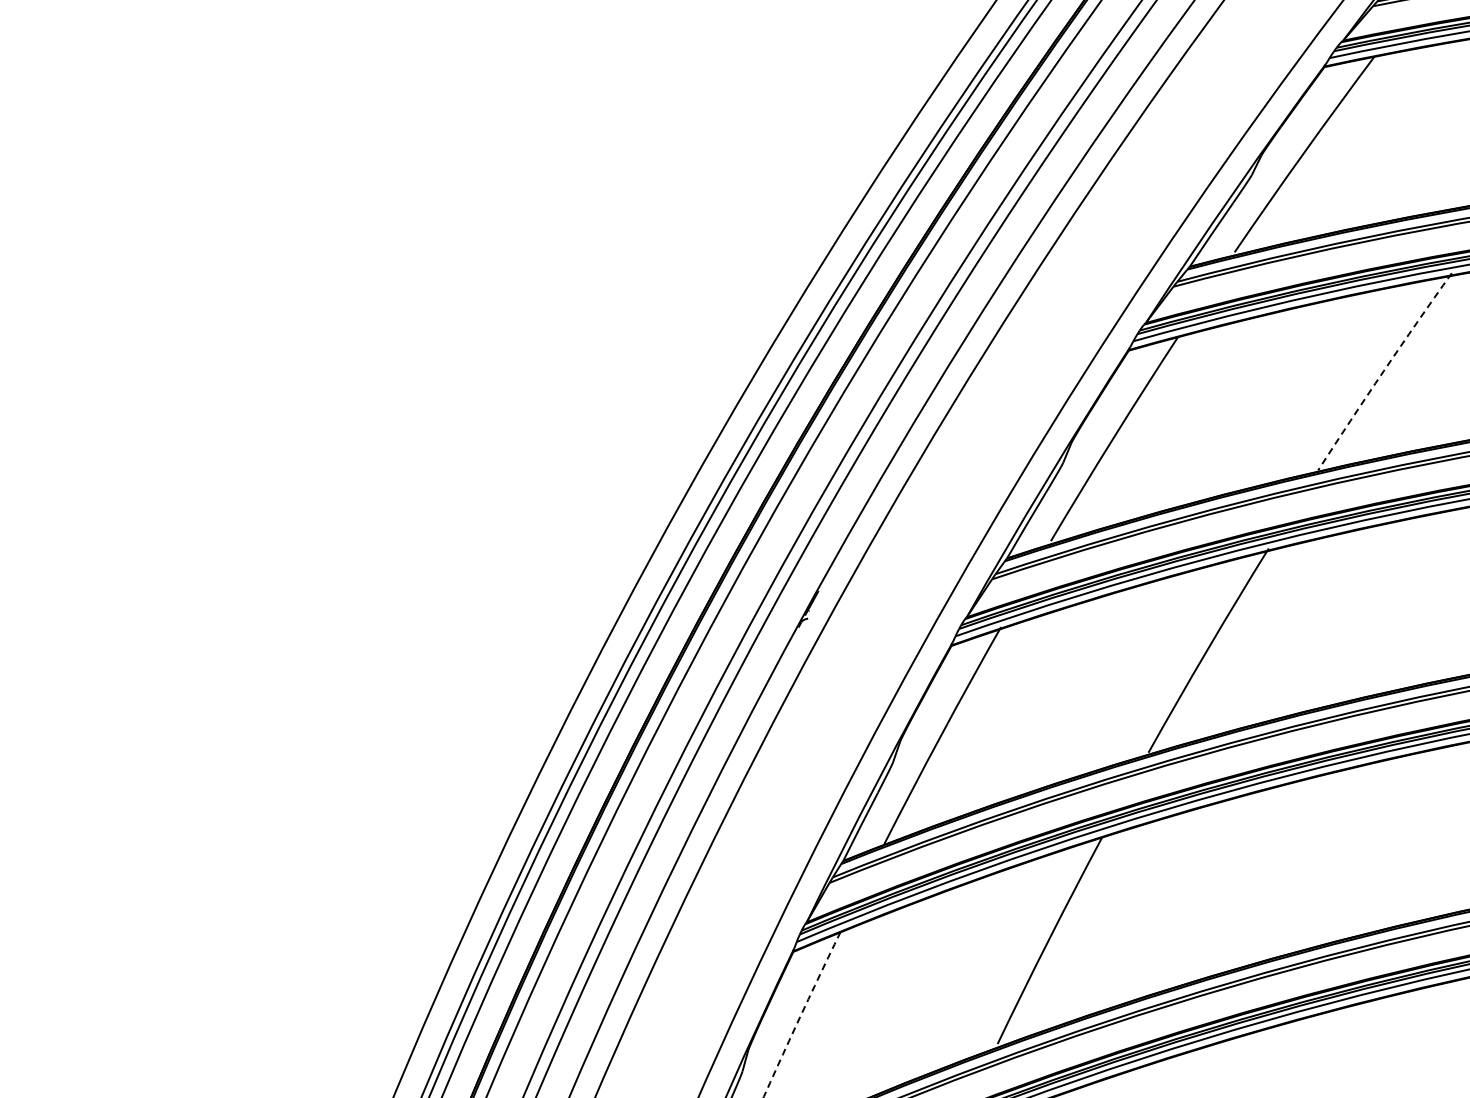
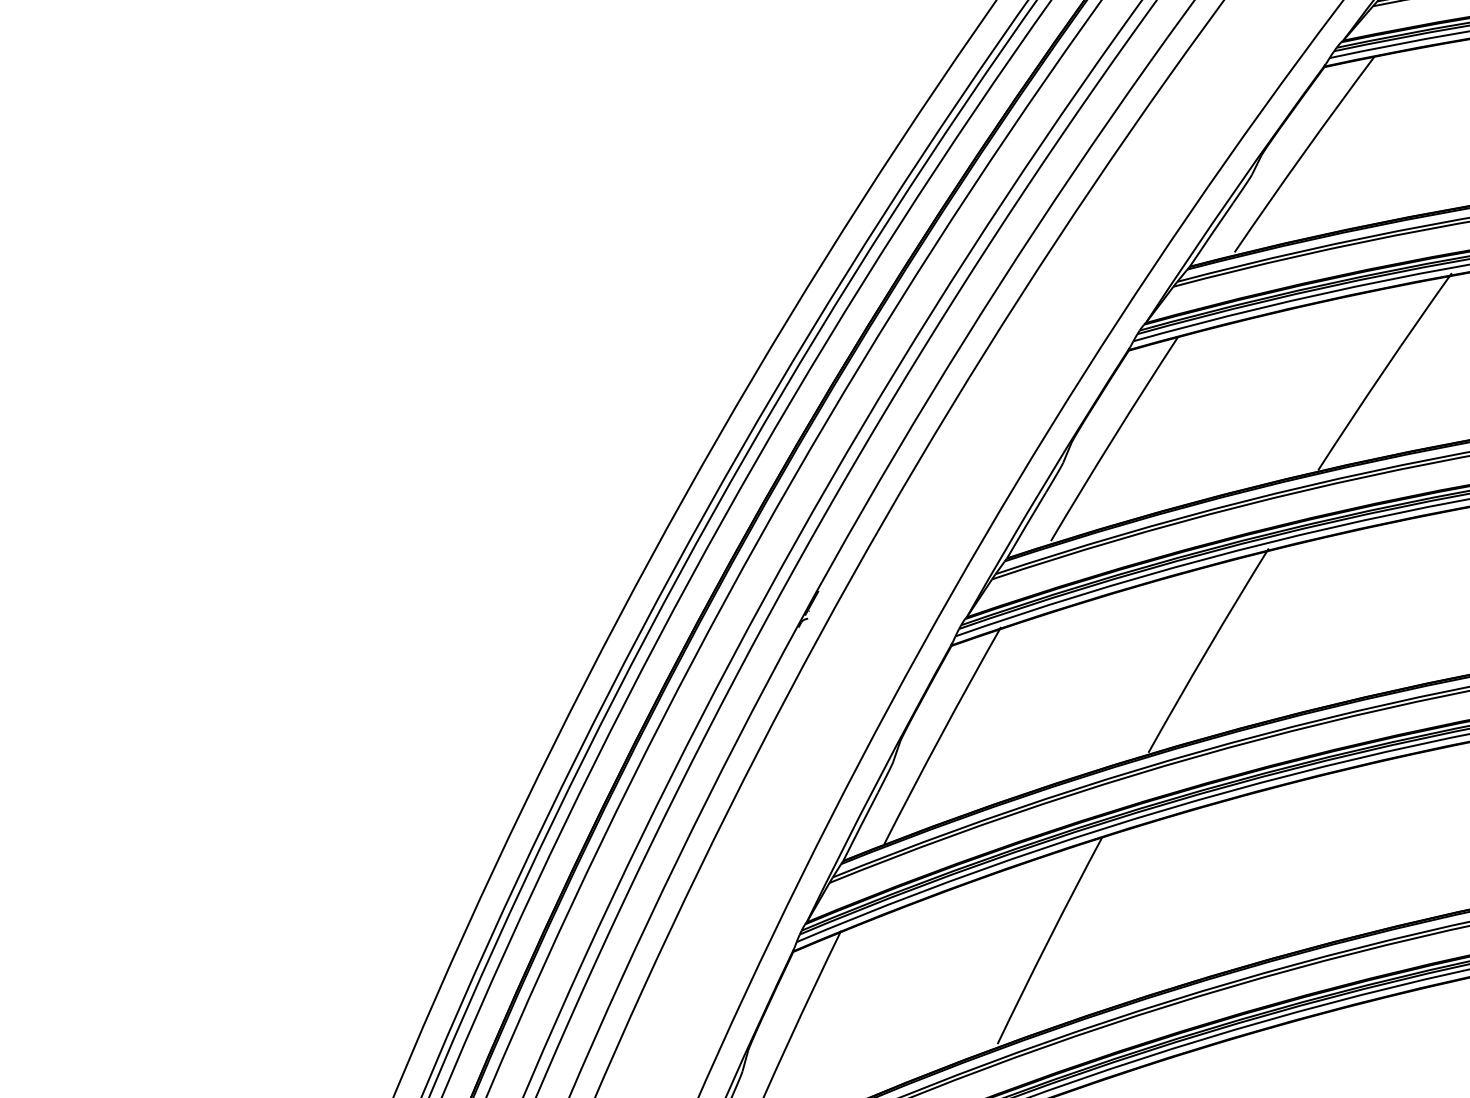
arc: dashed -> solid (1383, 371)
arc: dashed -> solid (801, 1013)
